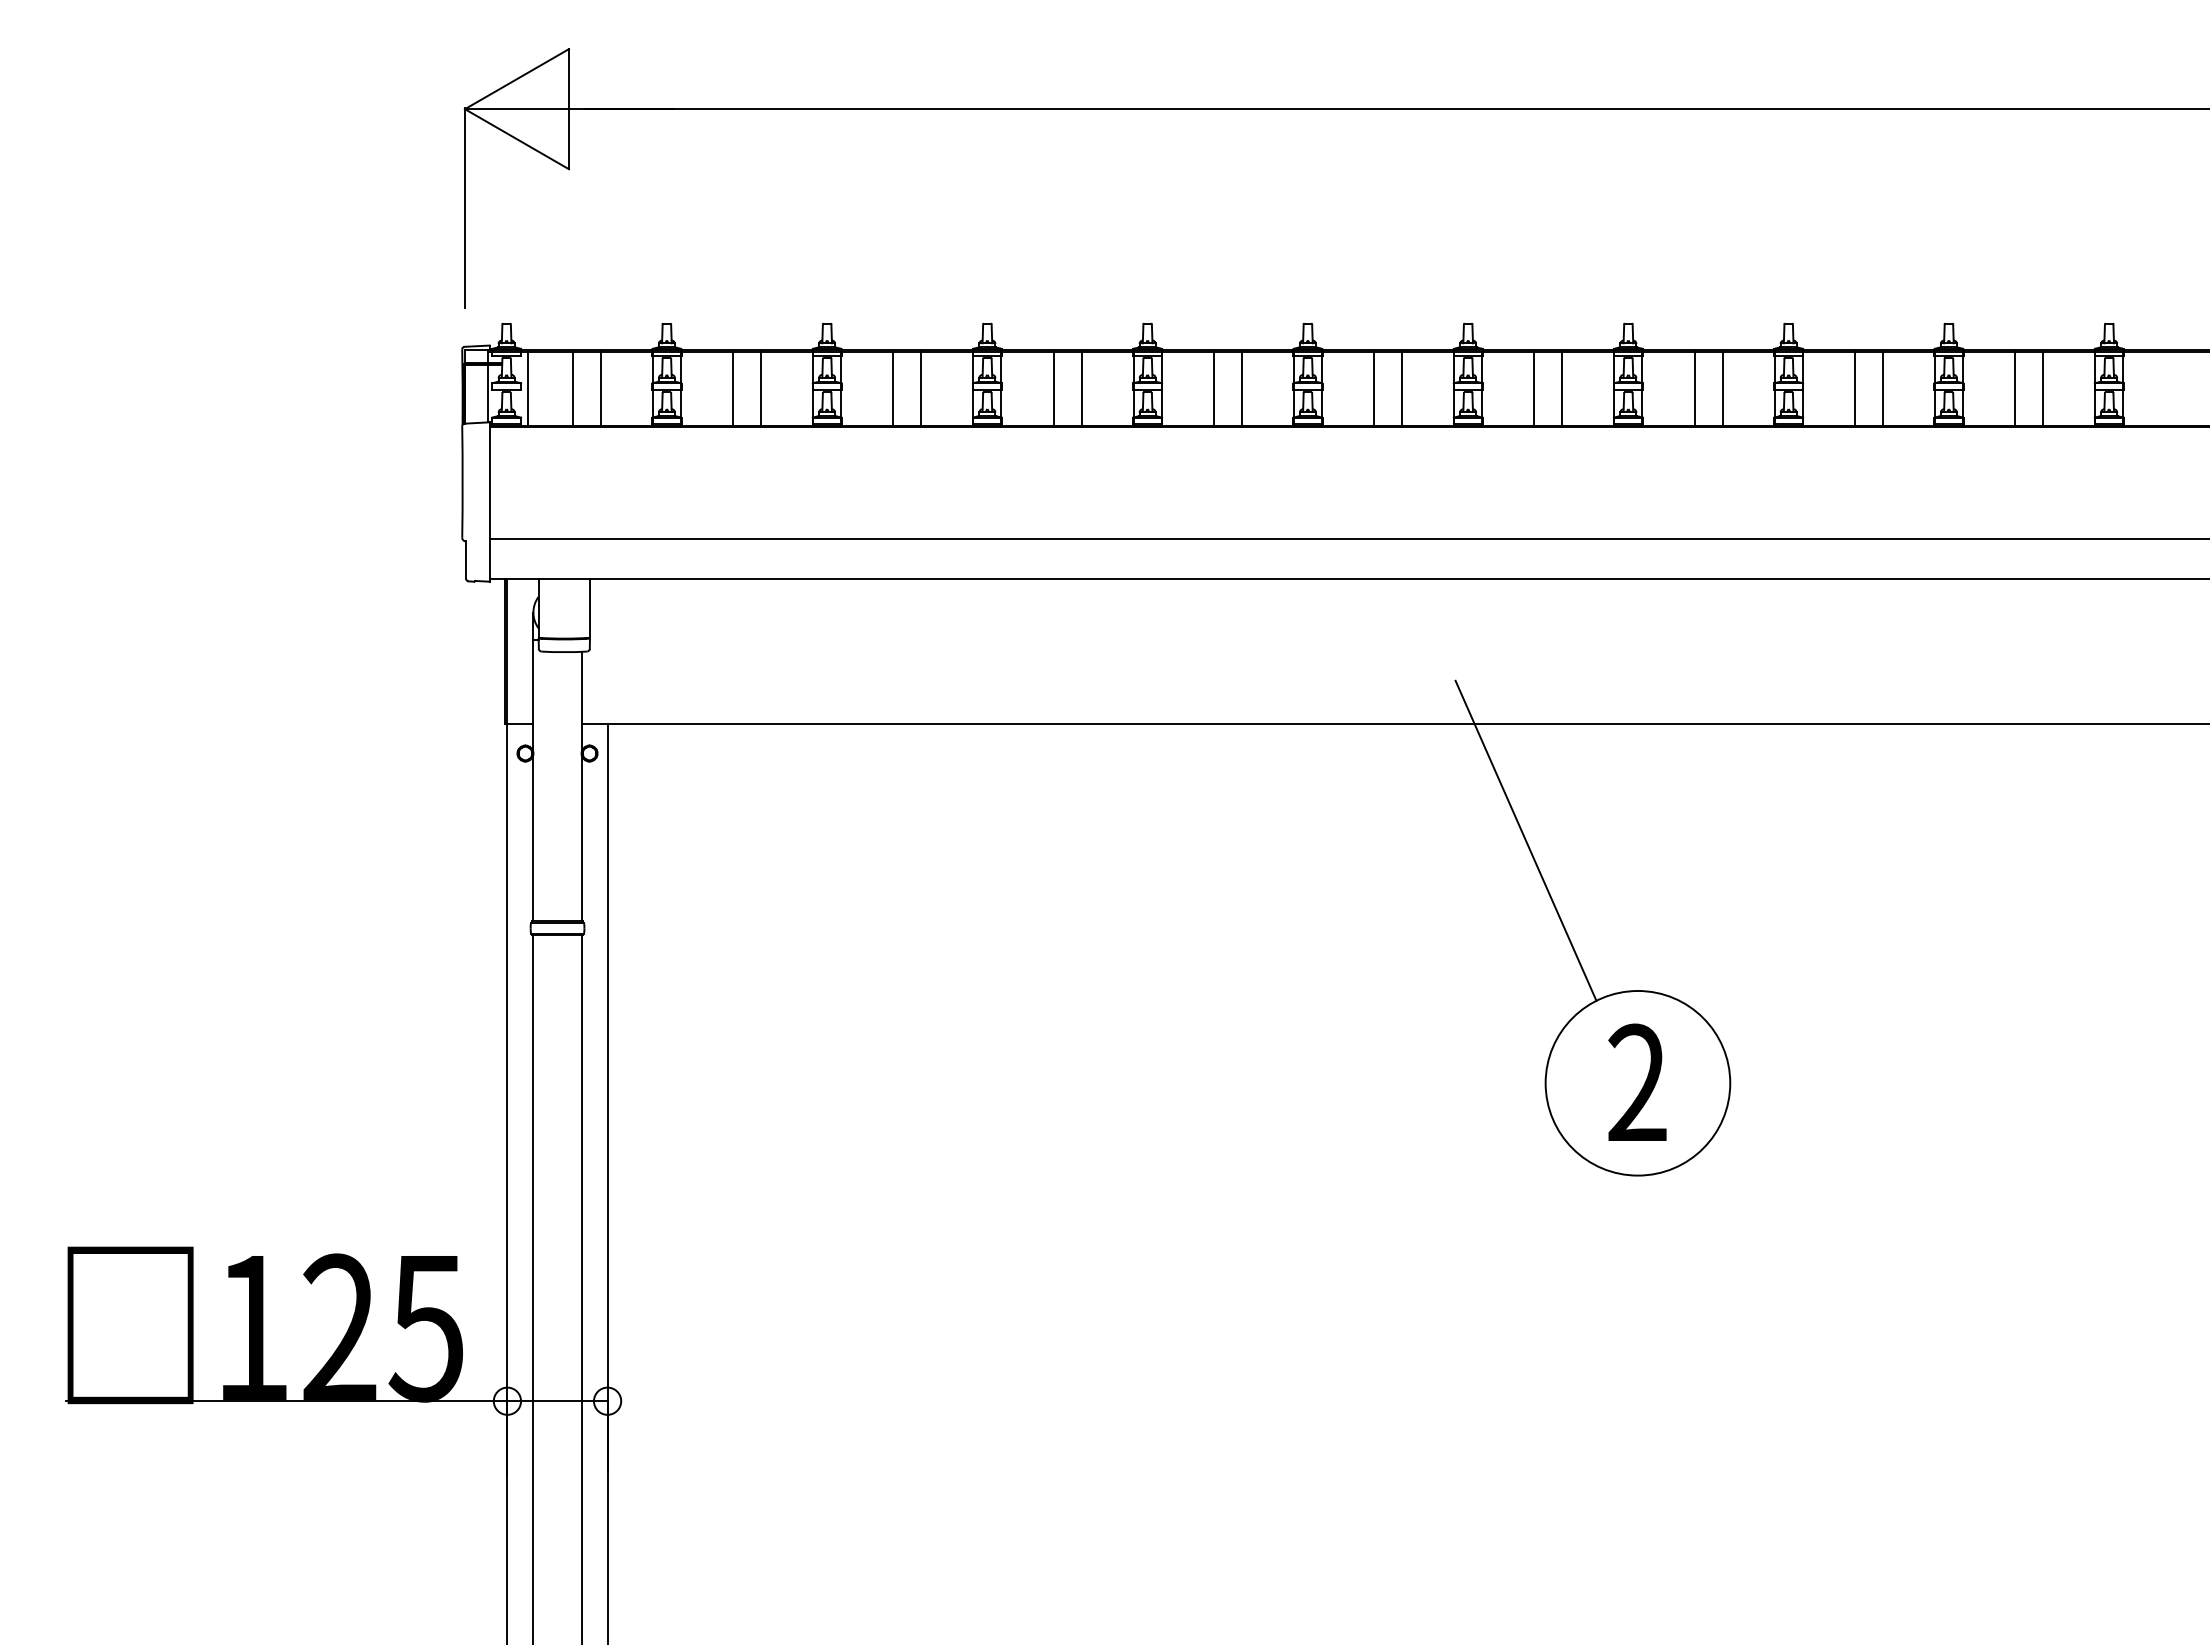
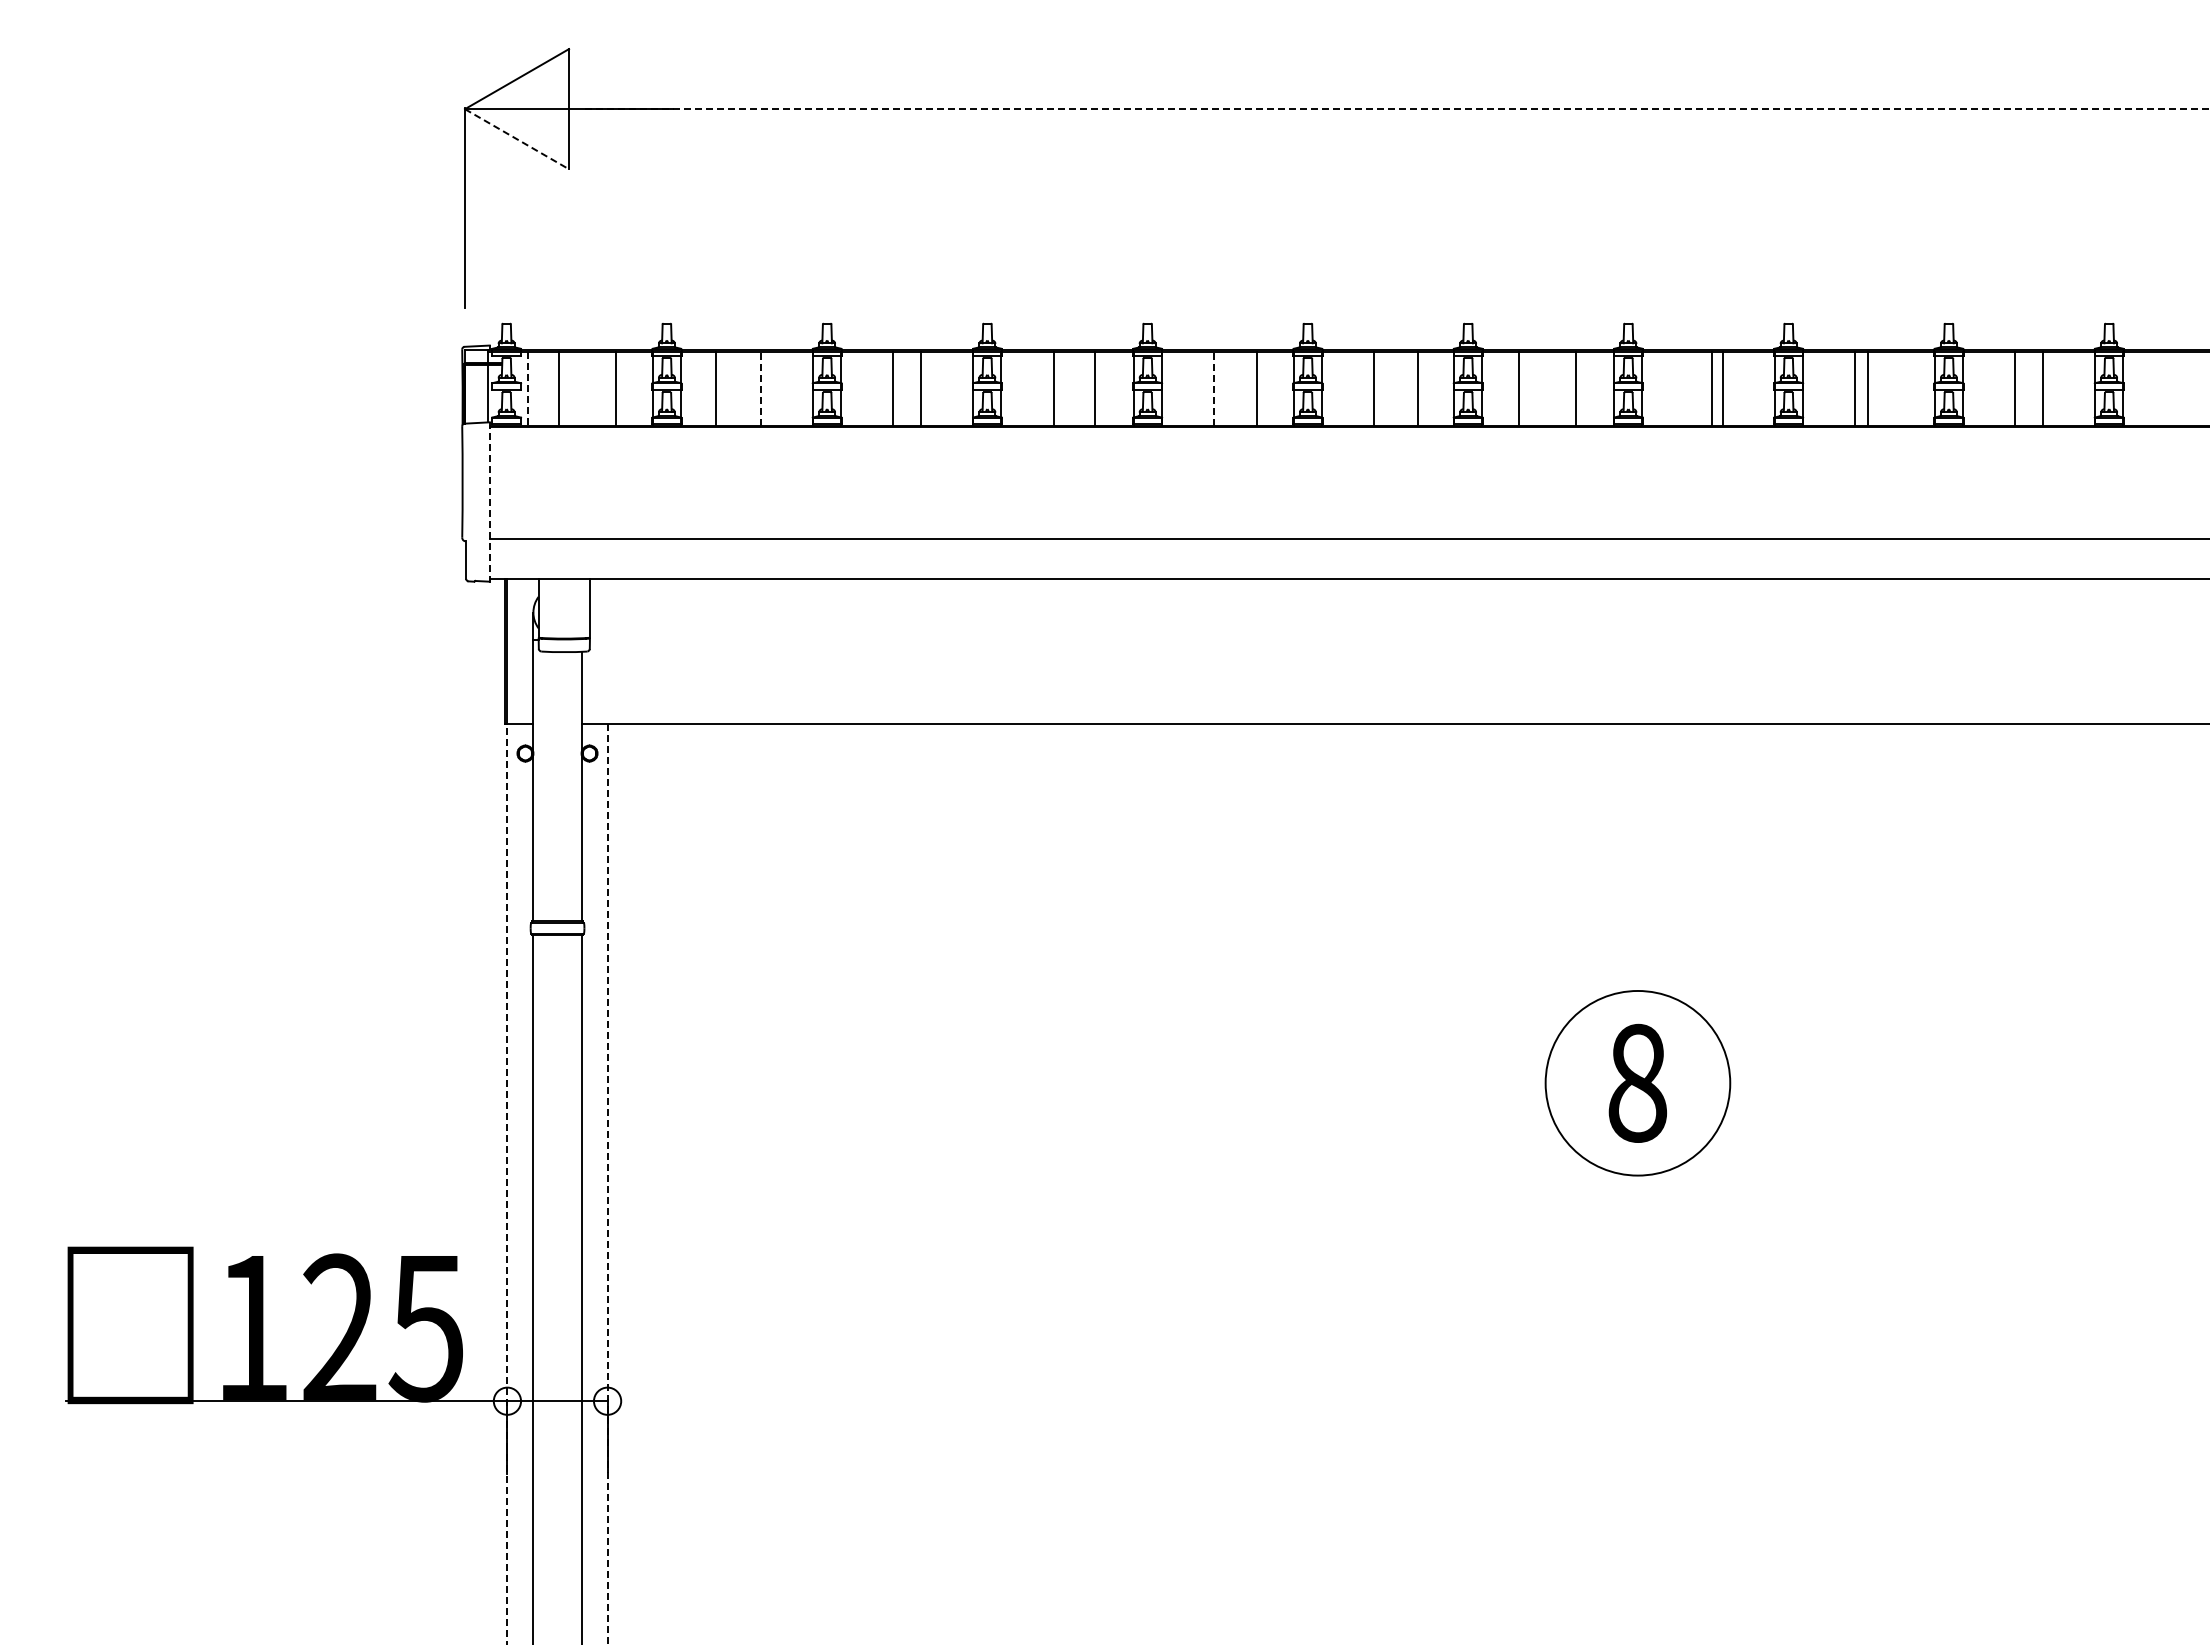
line: solid -> dashed (1397, 109)
line: solid -> dashed (517, 139)
line position: (572, 388) -> (558, 388) (558, 388)
line position: (600, 388) -> (615, 388) (615, 388)
line position: (733, 388) -> (716, 388) (716, 388)
line position: (1081, 388) -> (1094, 388) (1094, 388)
line position: (1241, 388) -> (1256, 388) (1256, 388)
line position: (1402, 388) -> (1418, 388) (1418, 388)
line position: (1534, 388) -> (1519, 388) (1519, 388)
line position: (1562, 388) -> (1576, 388) (1576, 388)
line position: (1694, 388) -> (1711, 388) (1711, 388)
line position: (1882, 388) -> (1867, 388) (1867, 388)
line: solid -> dashed (527, 389)
line: solid -> dashed (761, 389)
line: solid -> dashed (1213, 389)
line: solid -> dashed (489, 502)
line: present -> none (1525, 840)
text: 2 -> 8 (1637, 1082)
line: solid -> dashed (507, 1183)
line: solid -> dashed (607, 1184)
